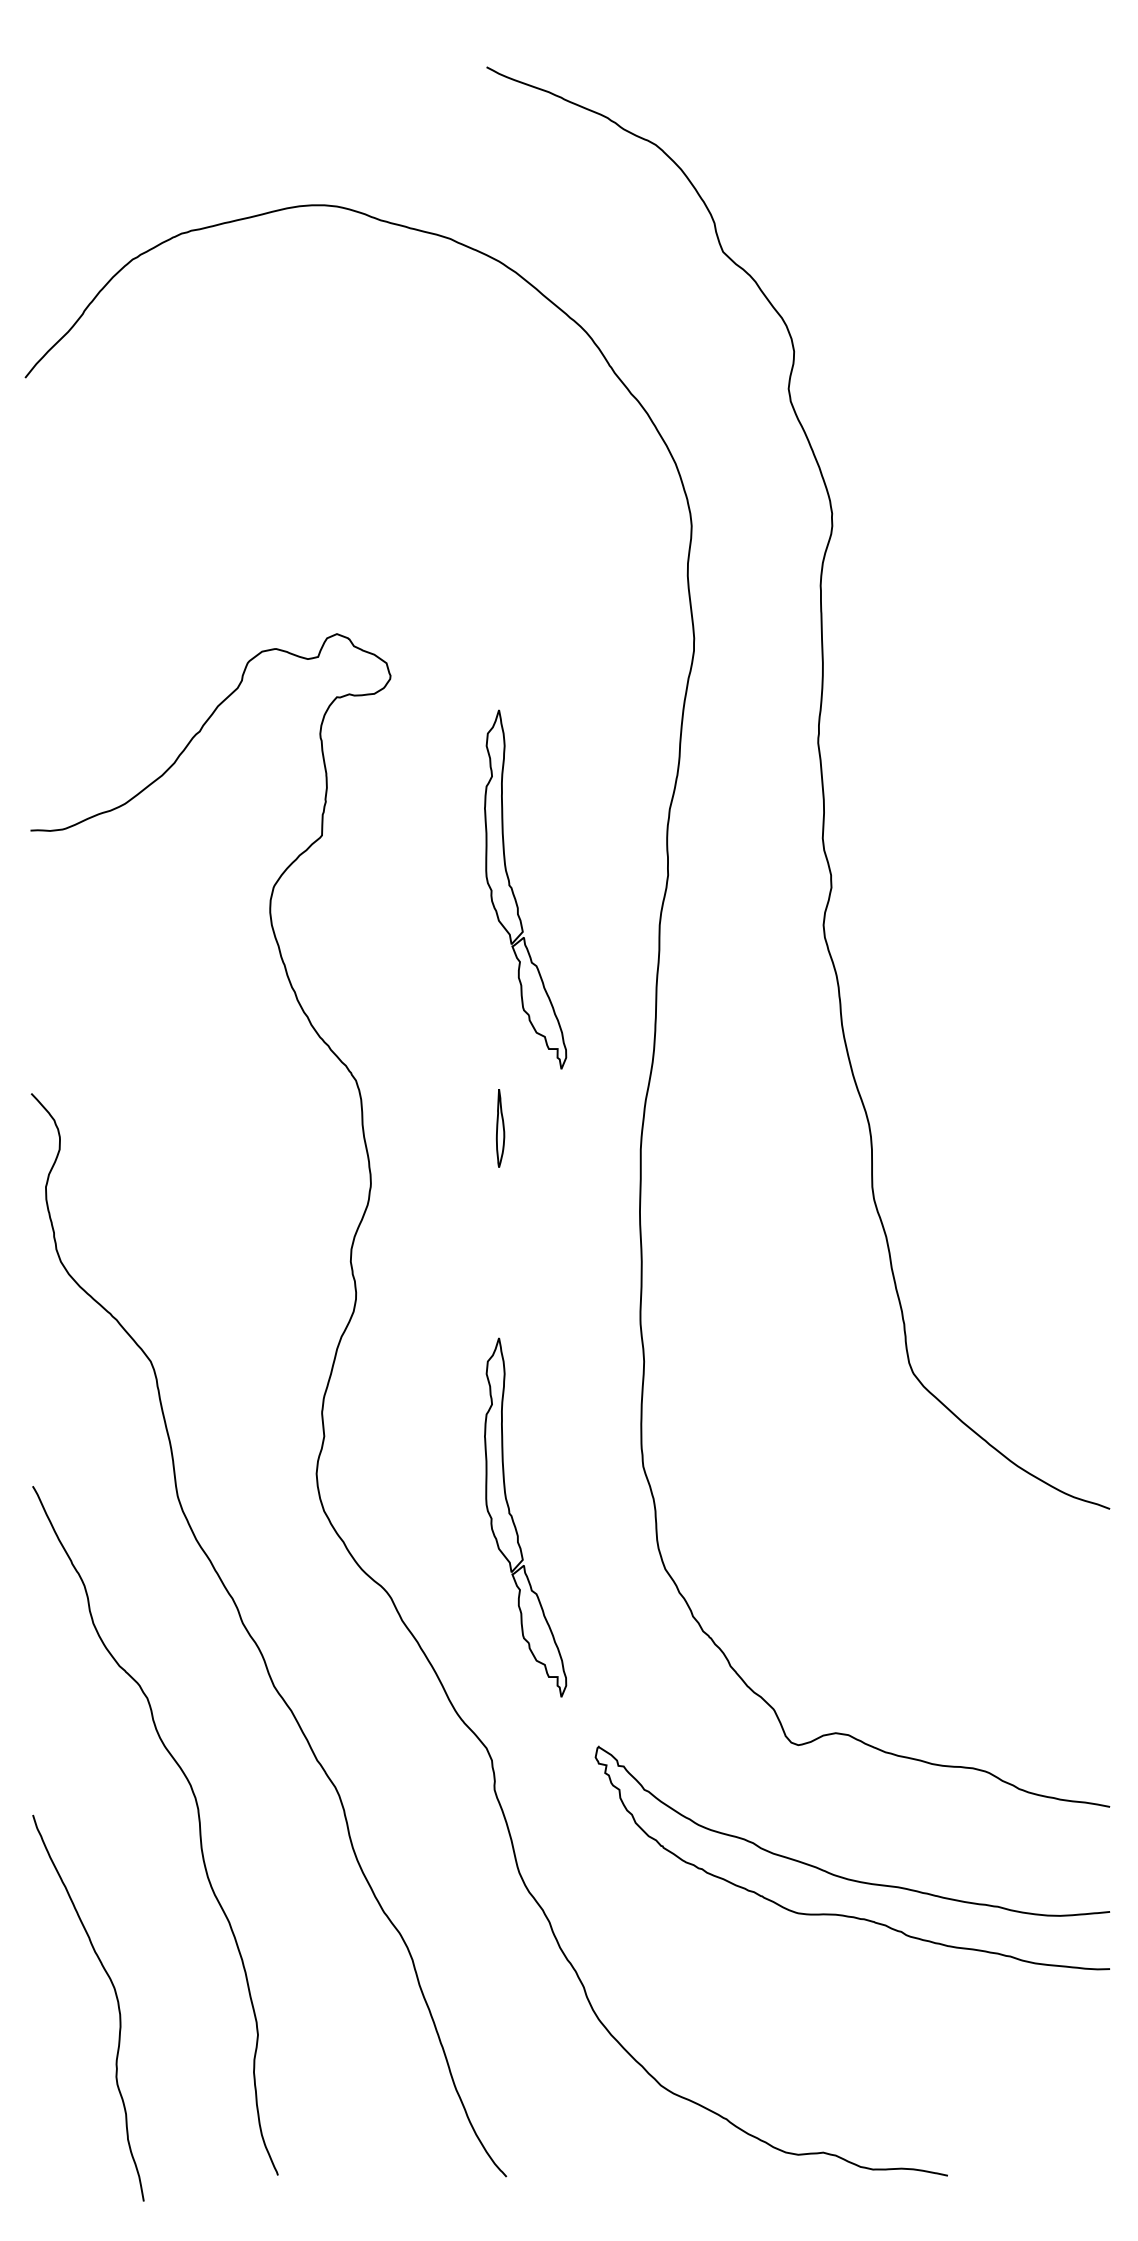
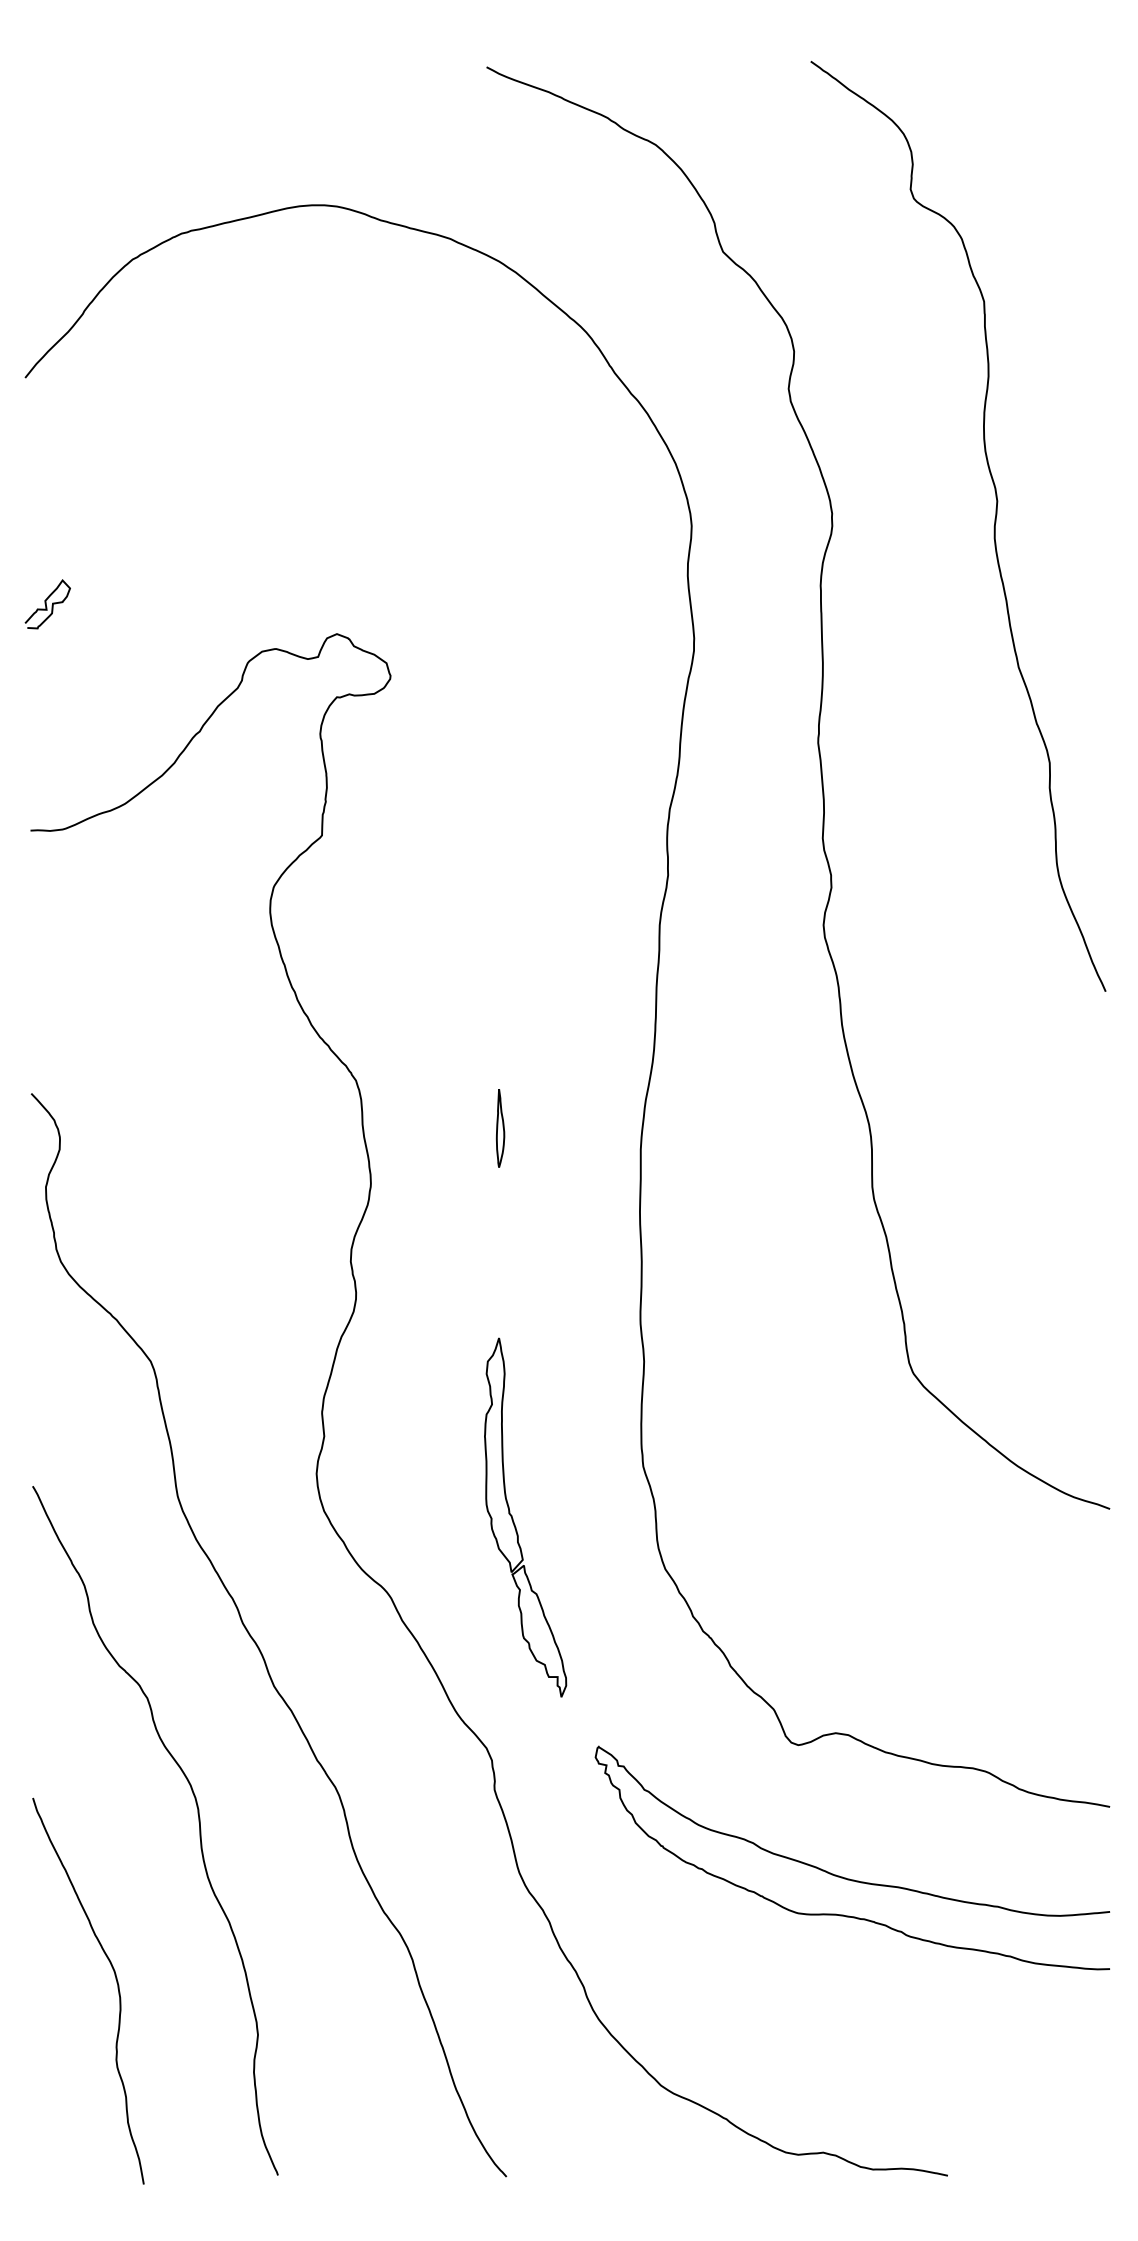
curve: none -> present (993, 526)
curve: none -> present (46, 604)
part: present -> none (514, 893)
curve position: (116, 2000) -> (116, 1983) (116, 1983)
